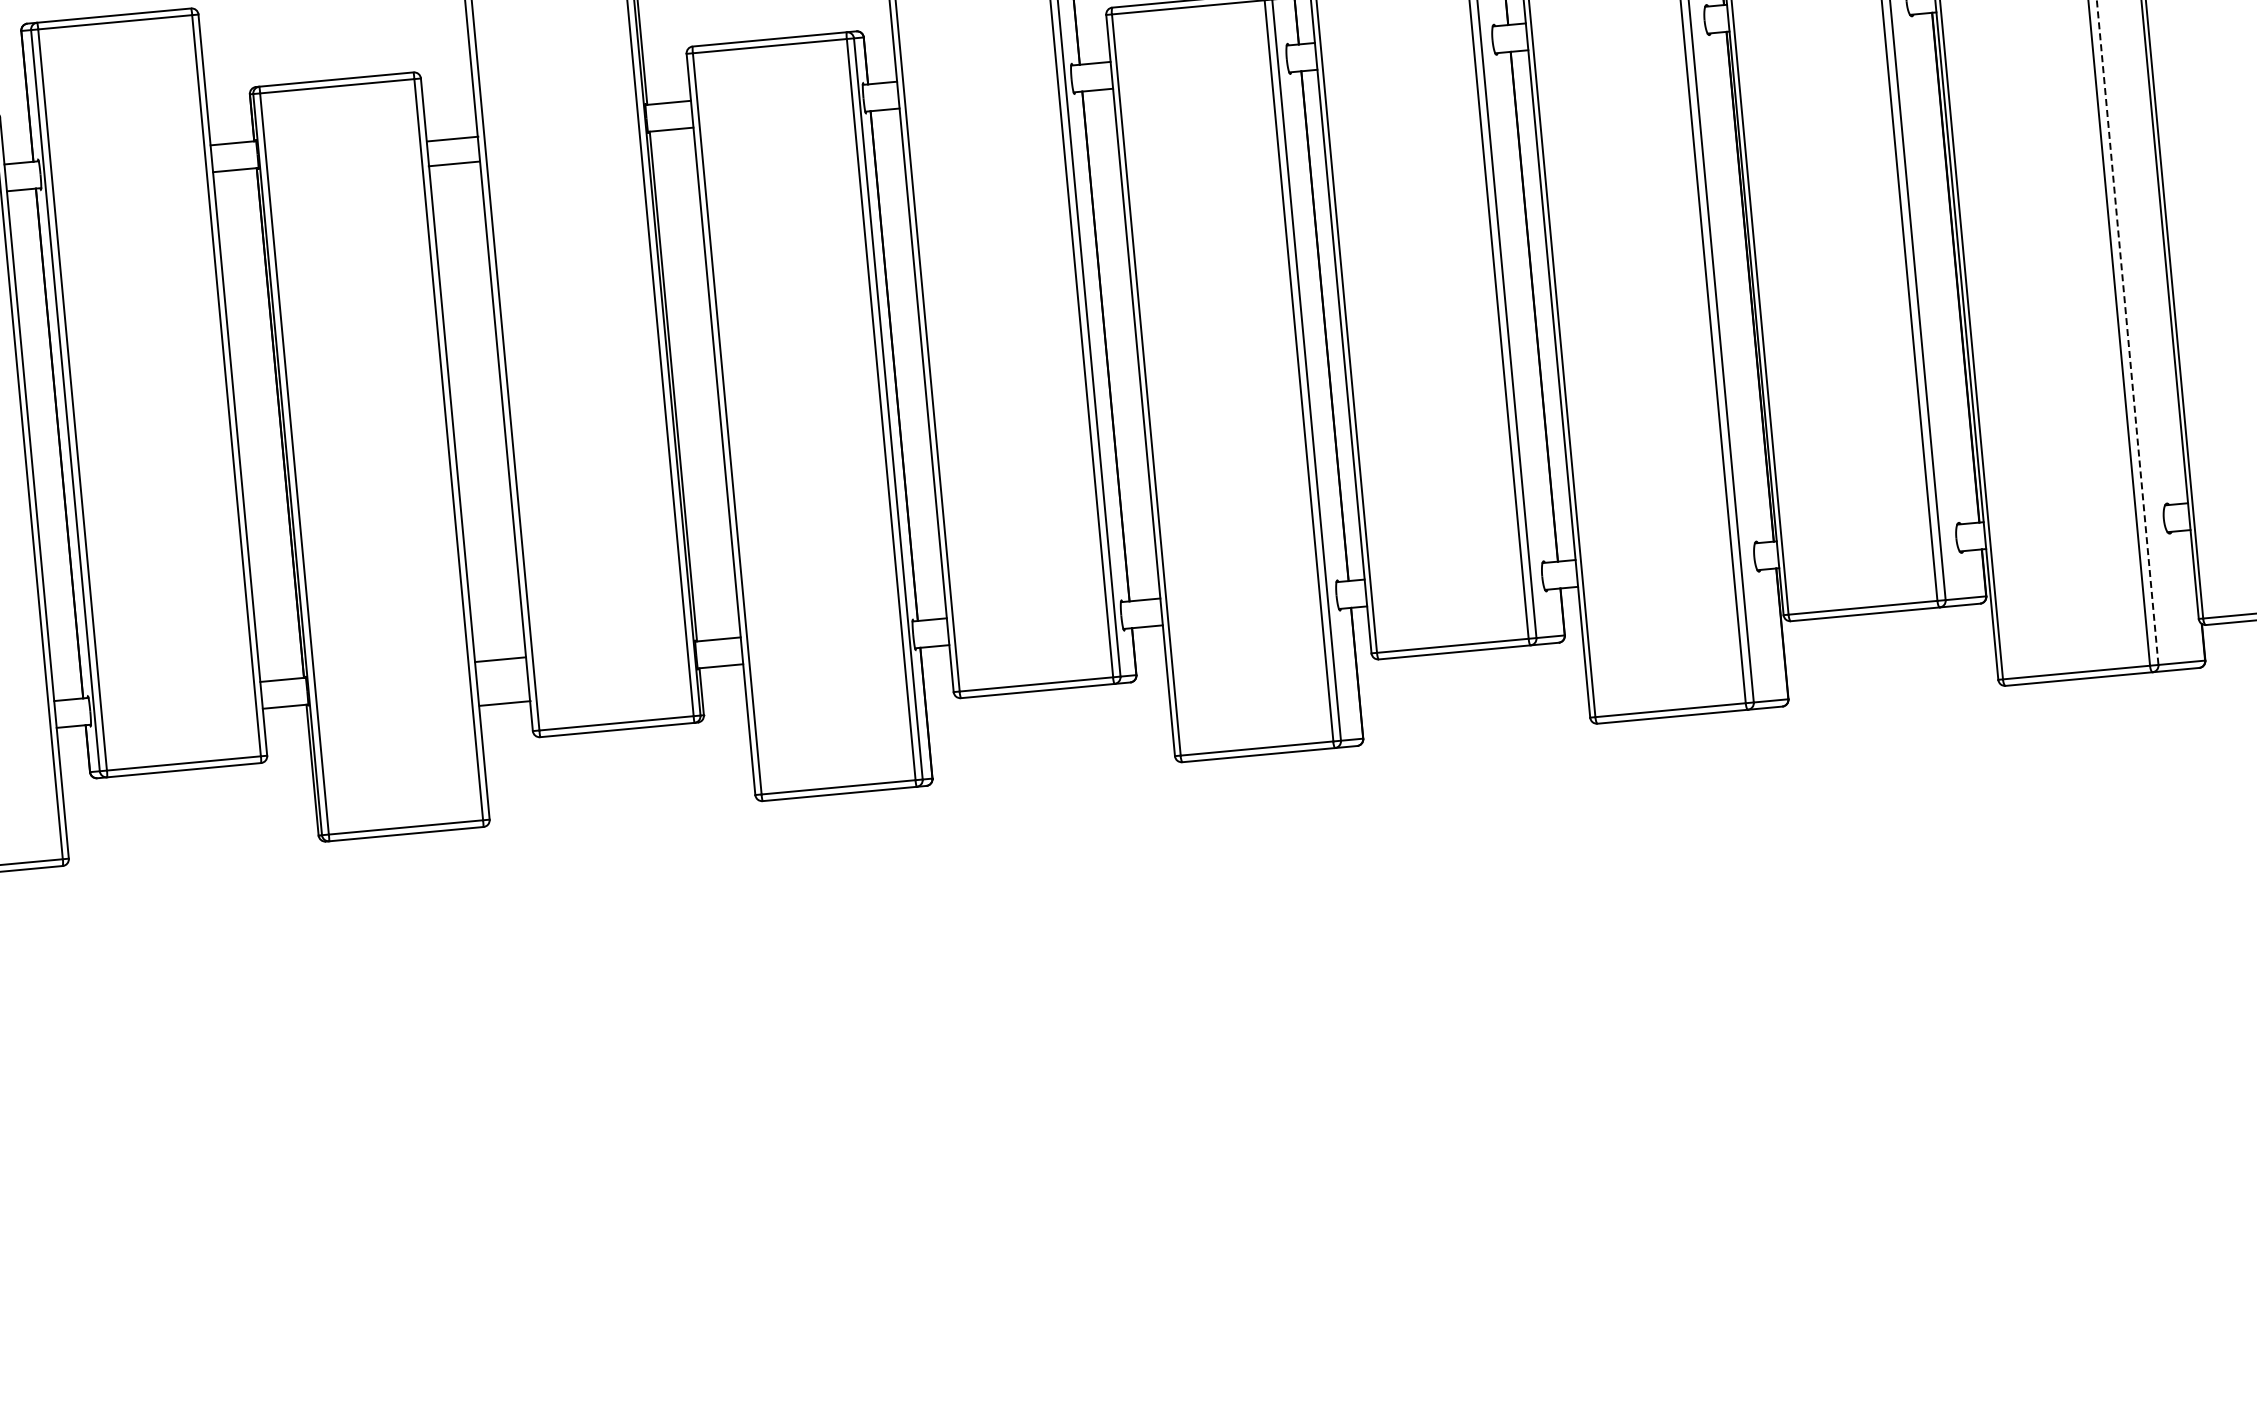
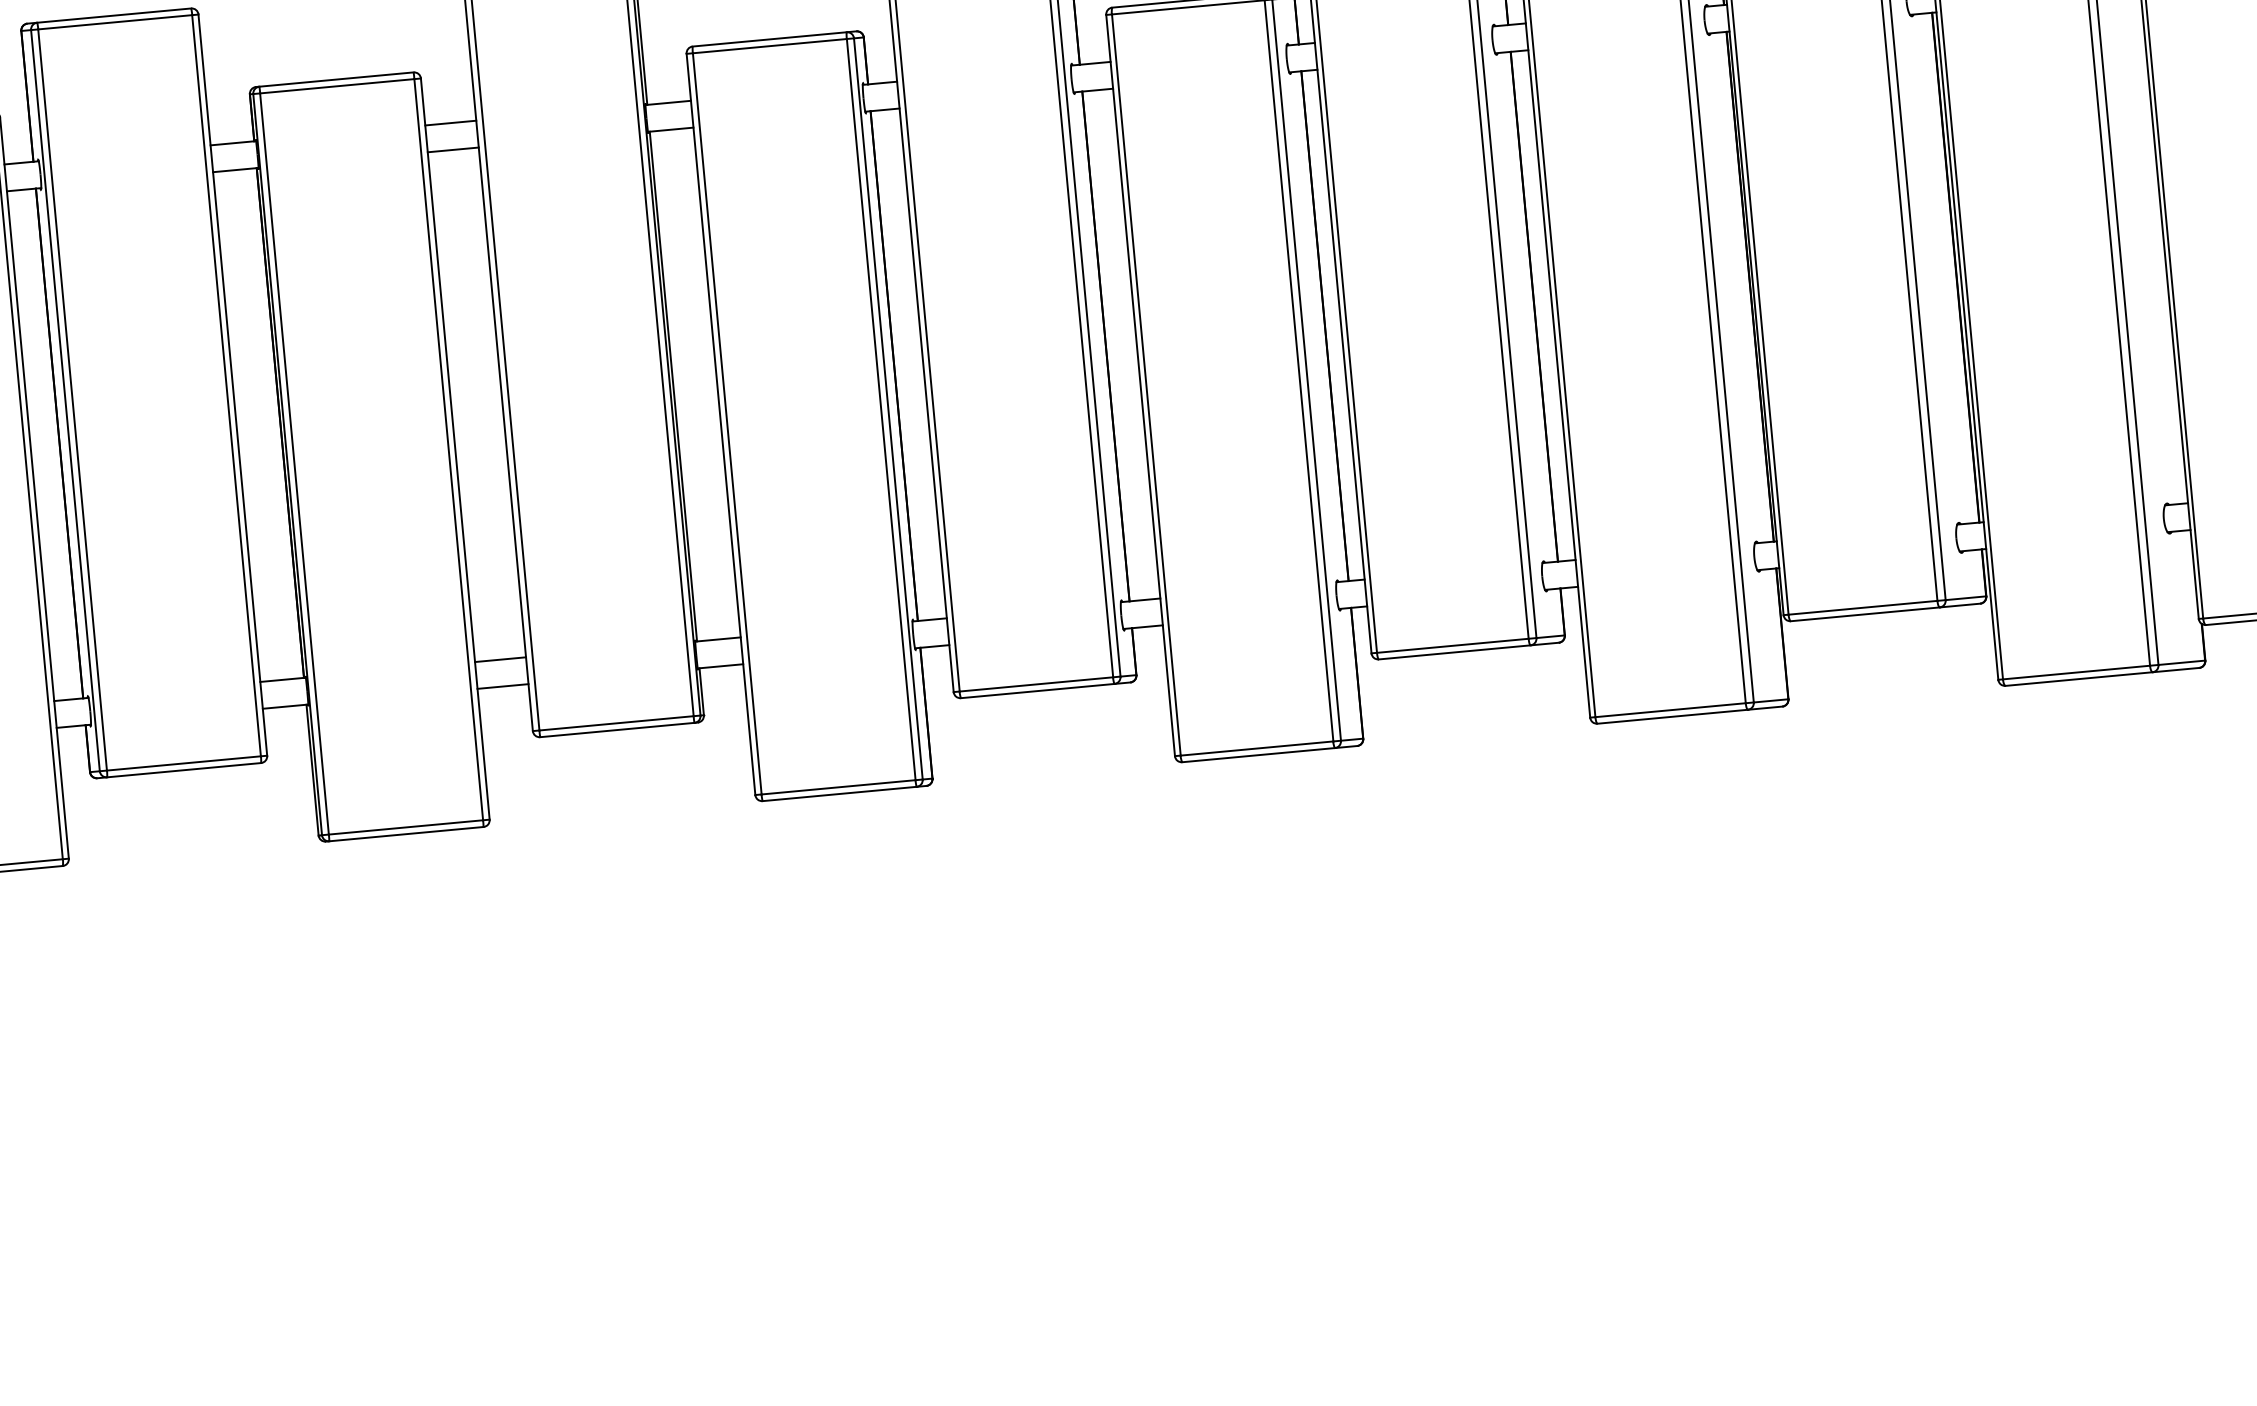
line position: (452, 138) -> (450, 122) (450, 122)
line position: (453, 163) -> (452, 149) (452, 149)
line: dashed -> solid (2127, 332)
line position: (504, 703) -> (502, 686) (502, 686)
